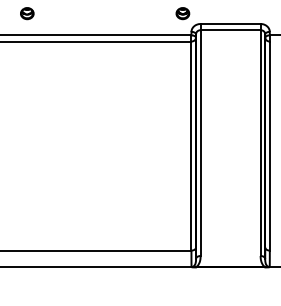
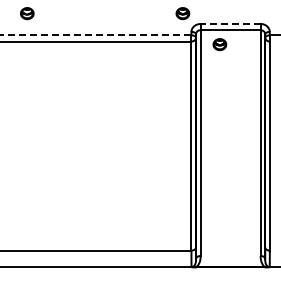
line: solid -> dashed (230, 24)
line: solid -> dashed (95, 35)
part: none -> present (219, 44)
